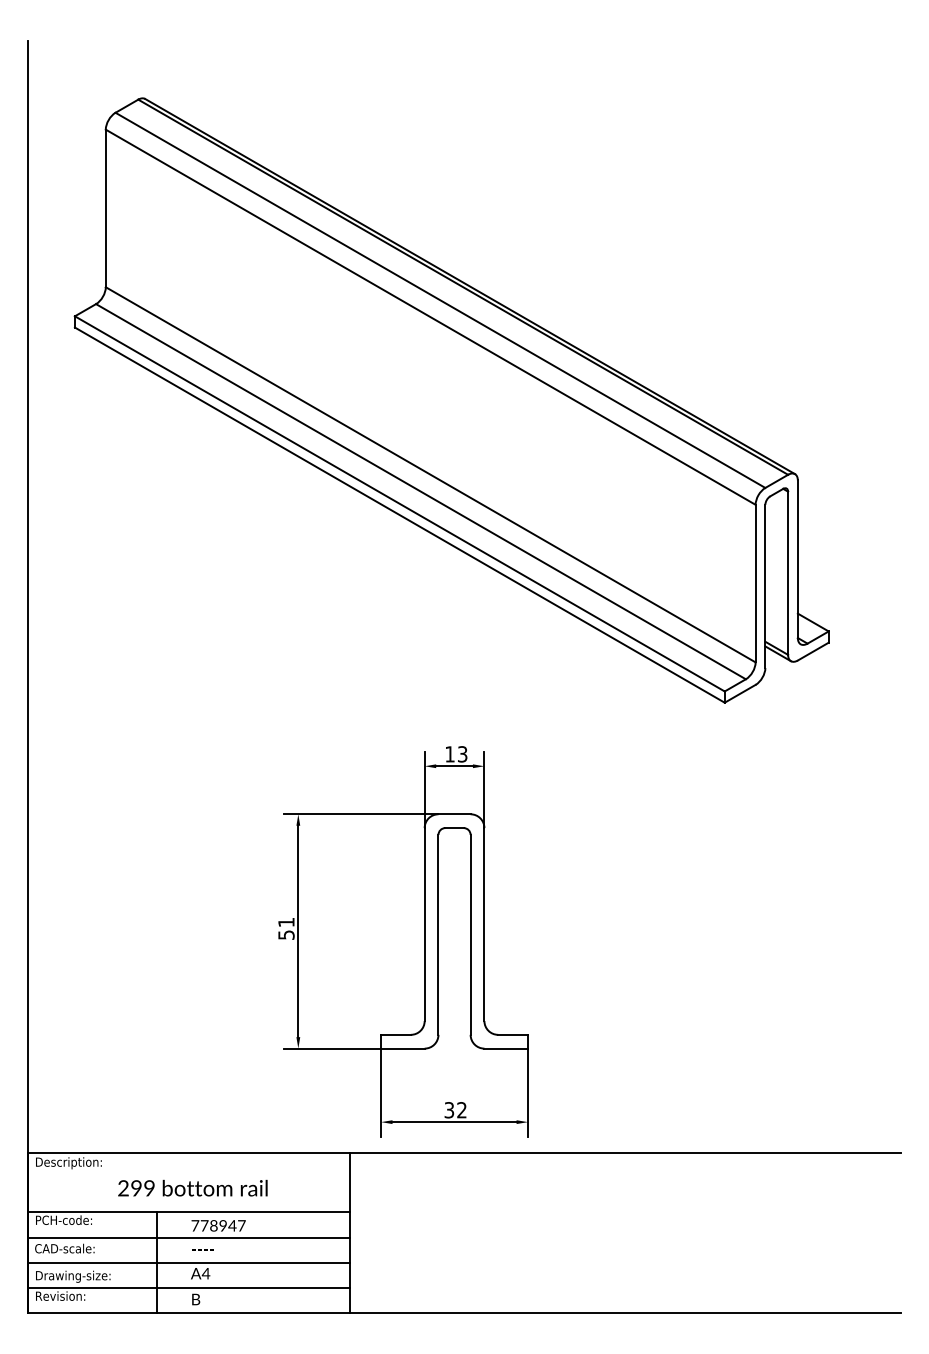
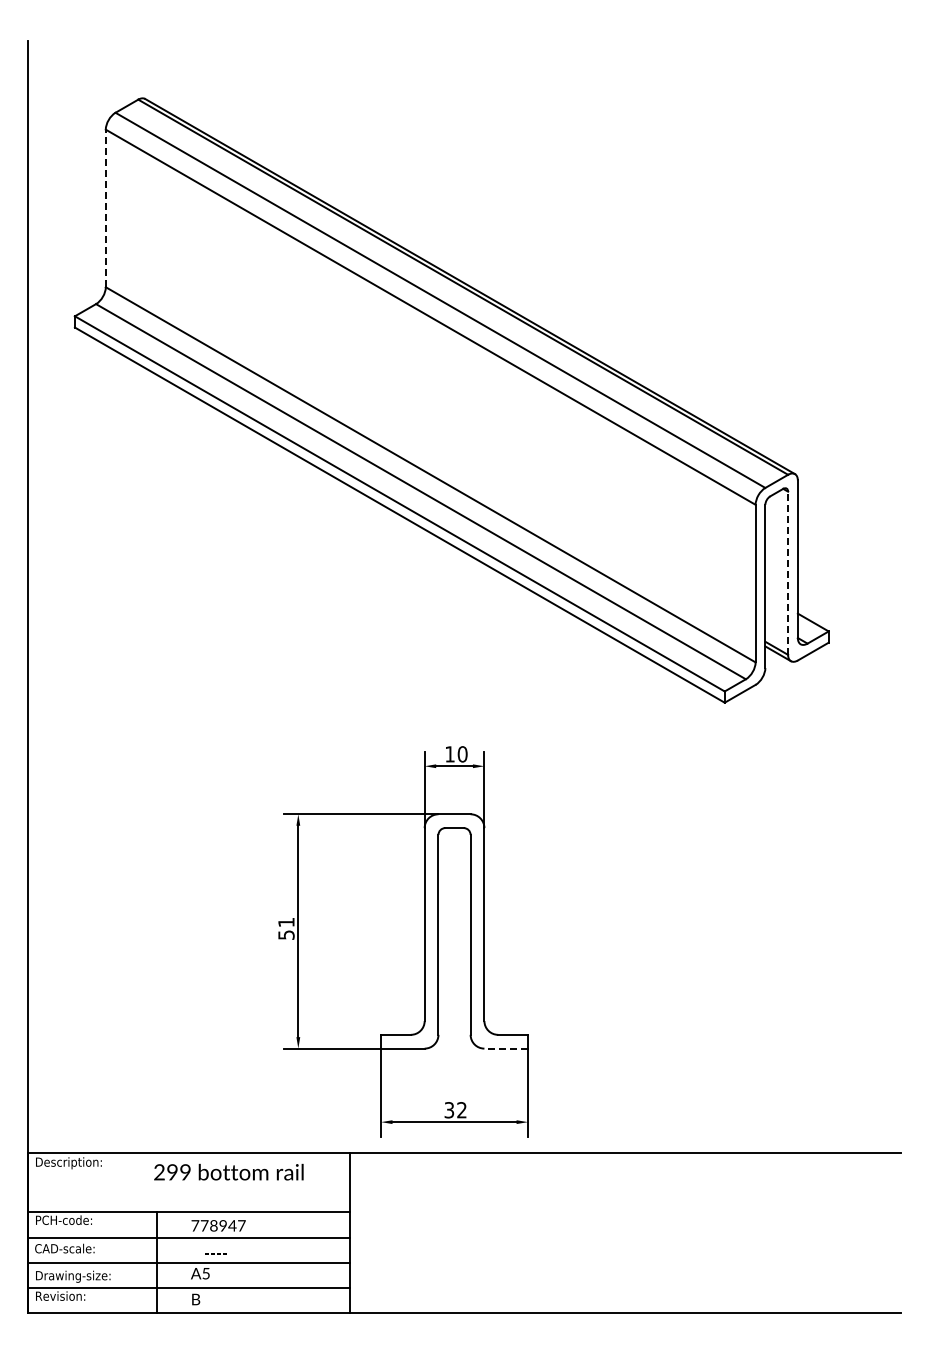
line: solid -> dashed (105, 208)
line: solid -> dashed (788, 573)
text: 13 -> 10 (462, 754)
line: solid -> dashed (506, 1048)
text position: (192, 1187) -> (228, 1171) (228, 1171)
text position: (202, 1249) -> (215, 1253) (215, 1253)
text: A4 -> A5 (205, 1273)
